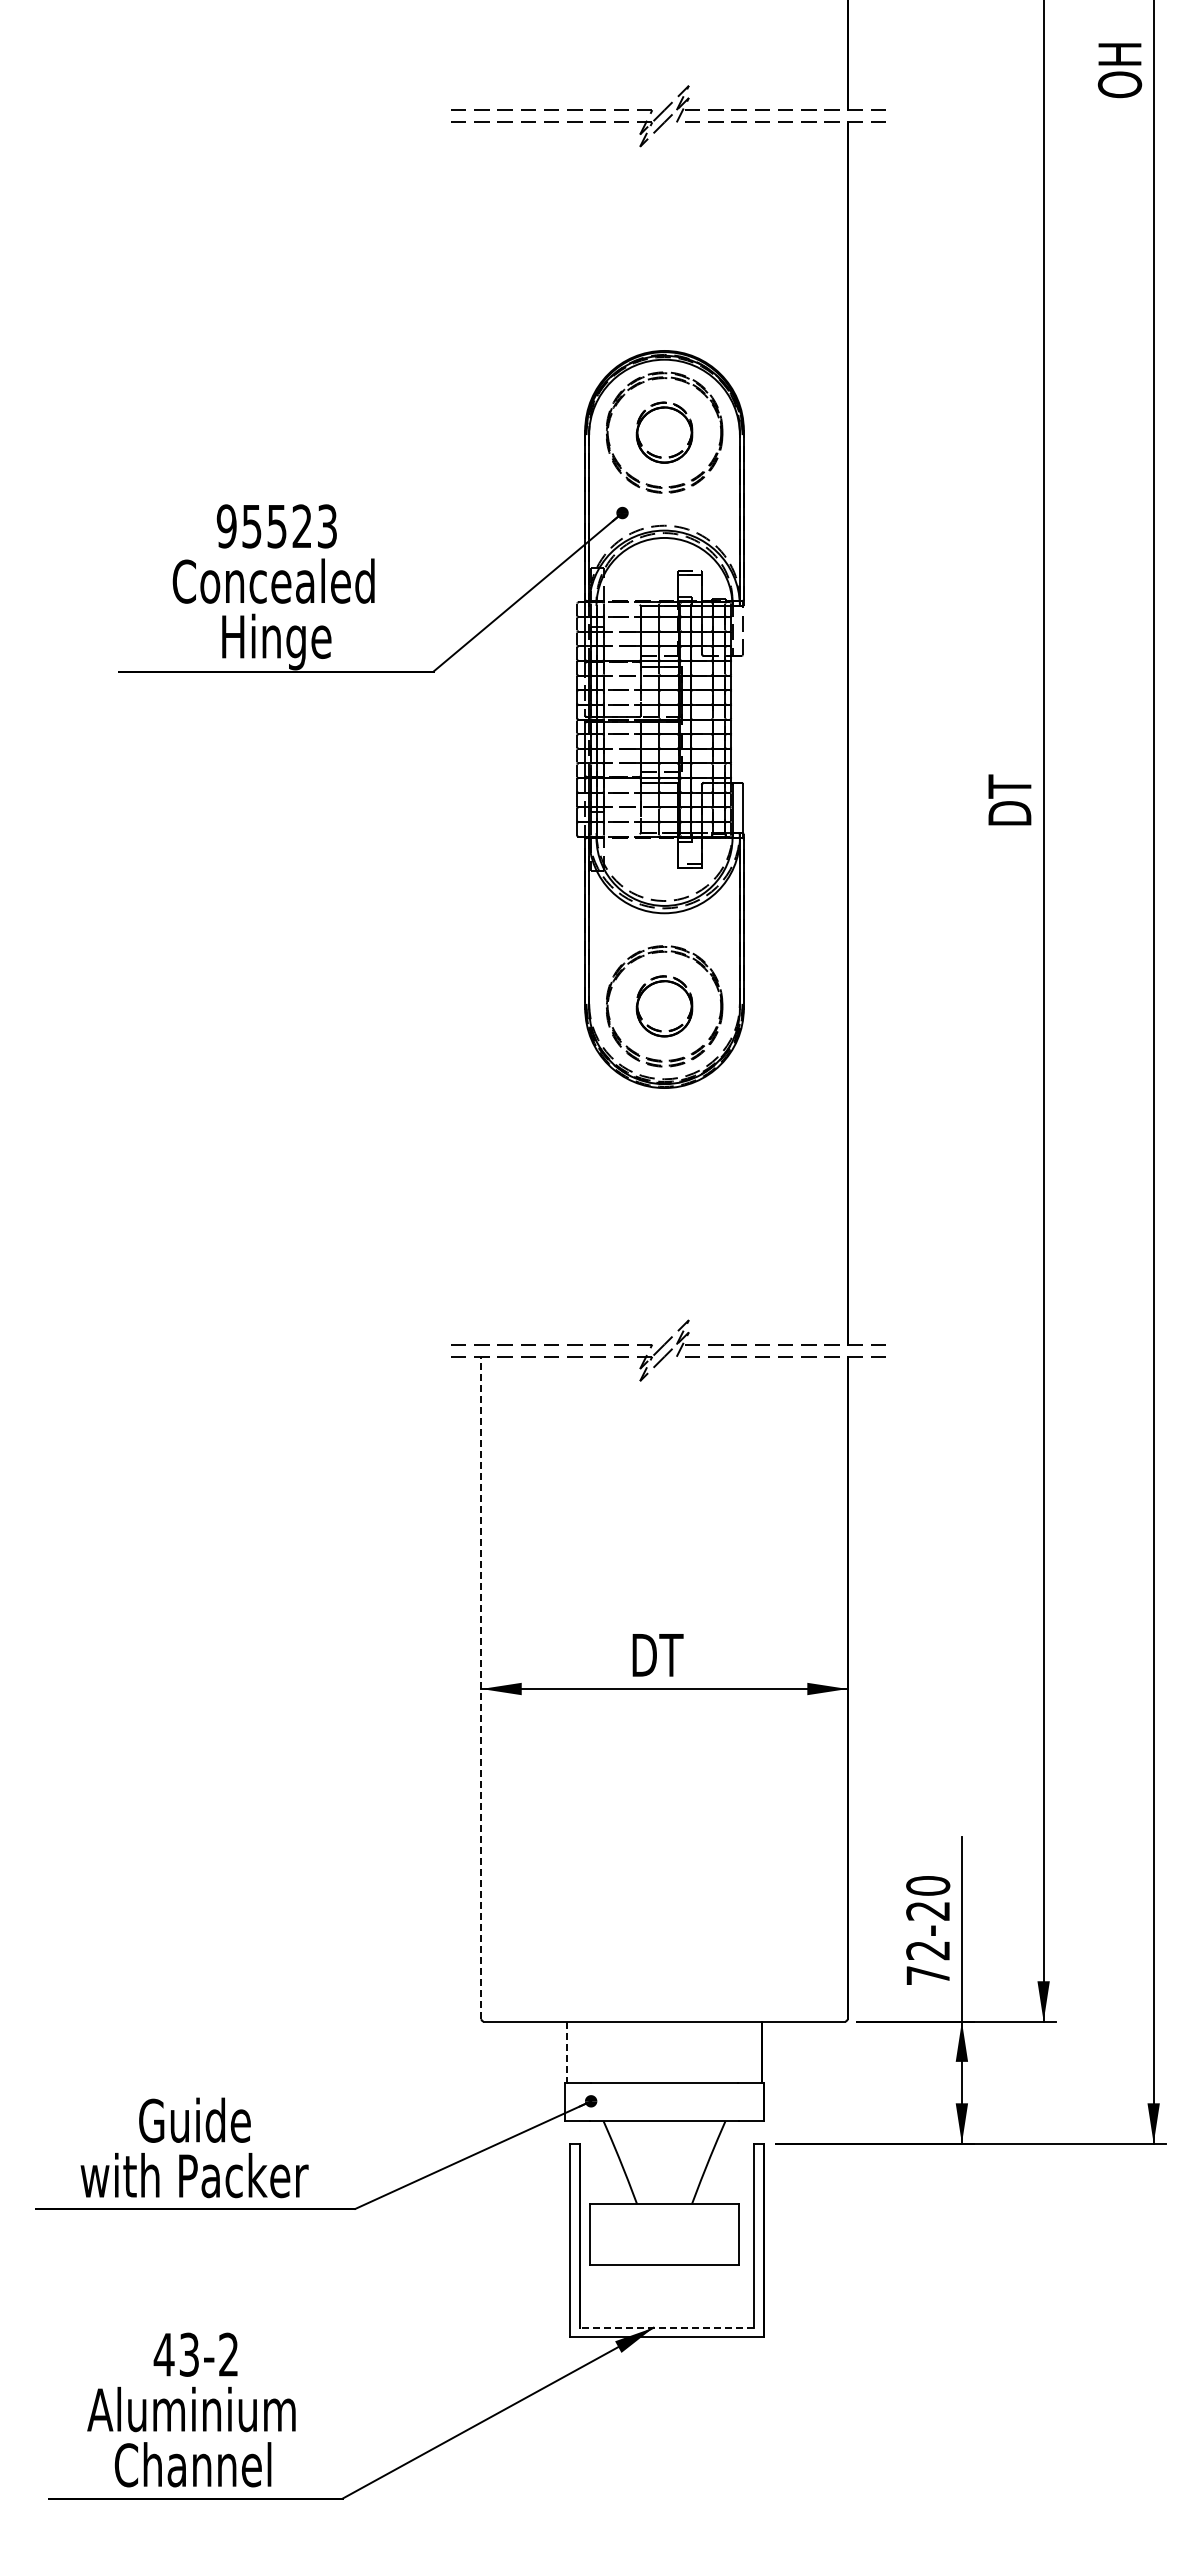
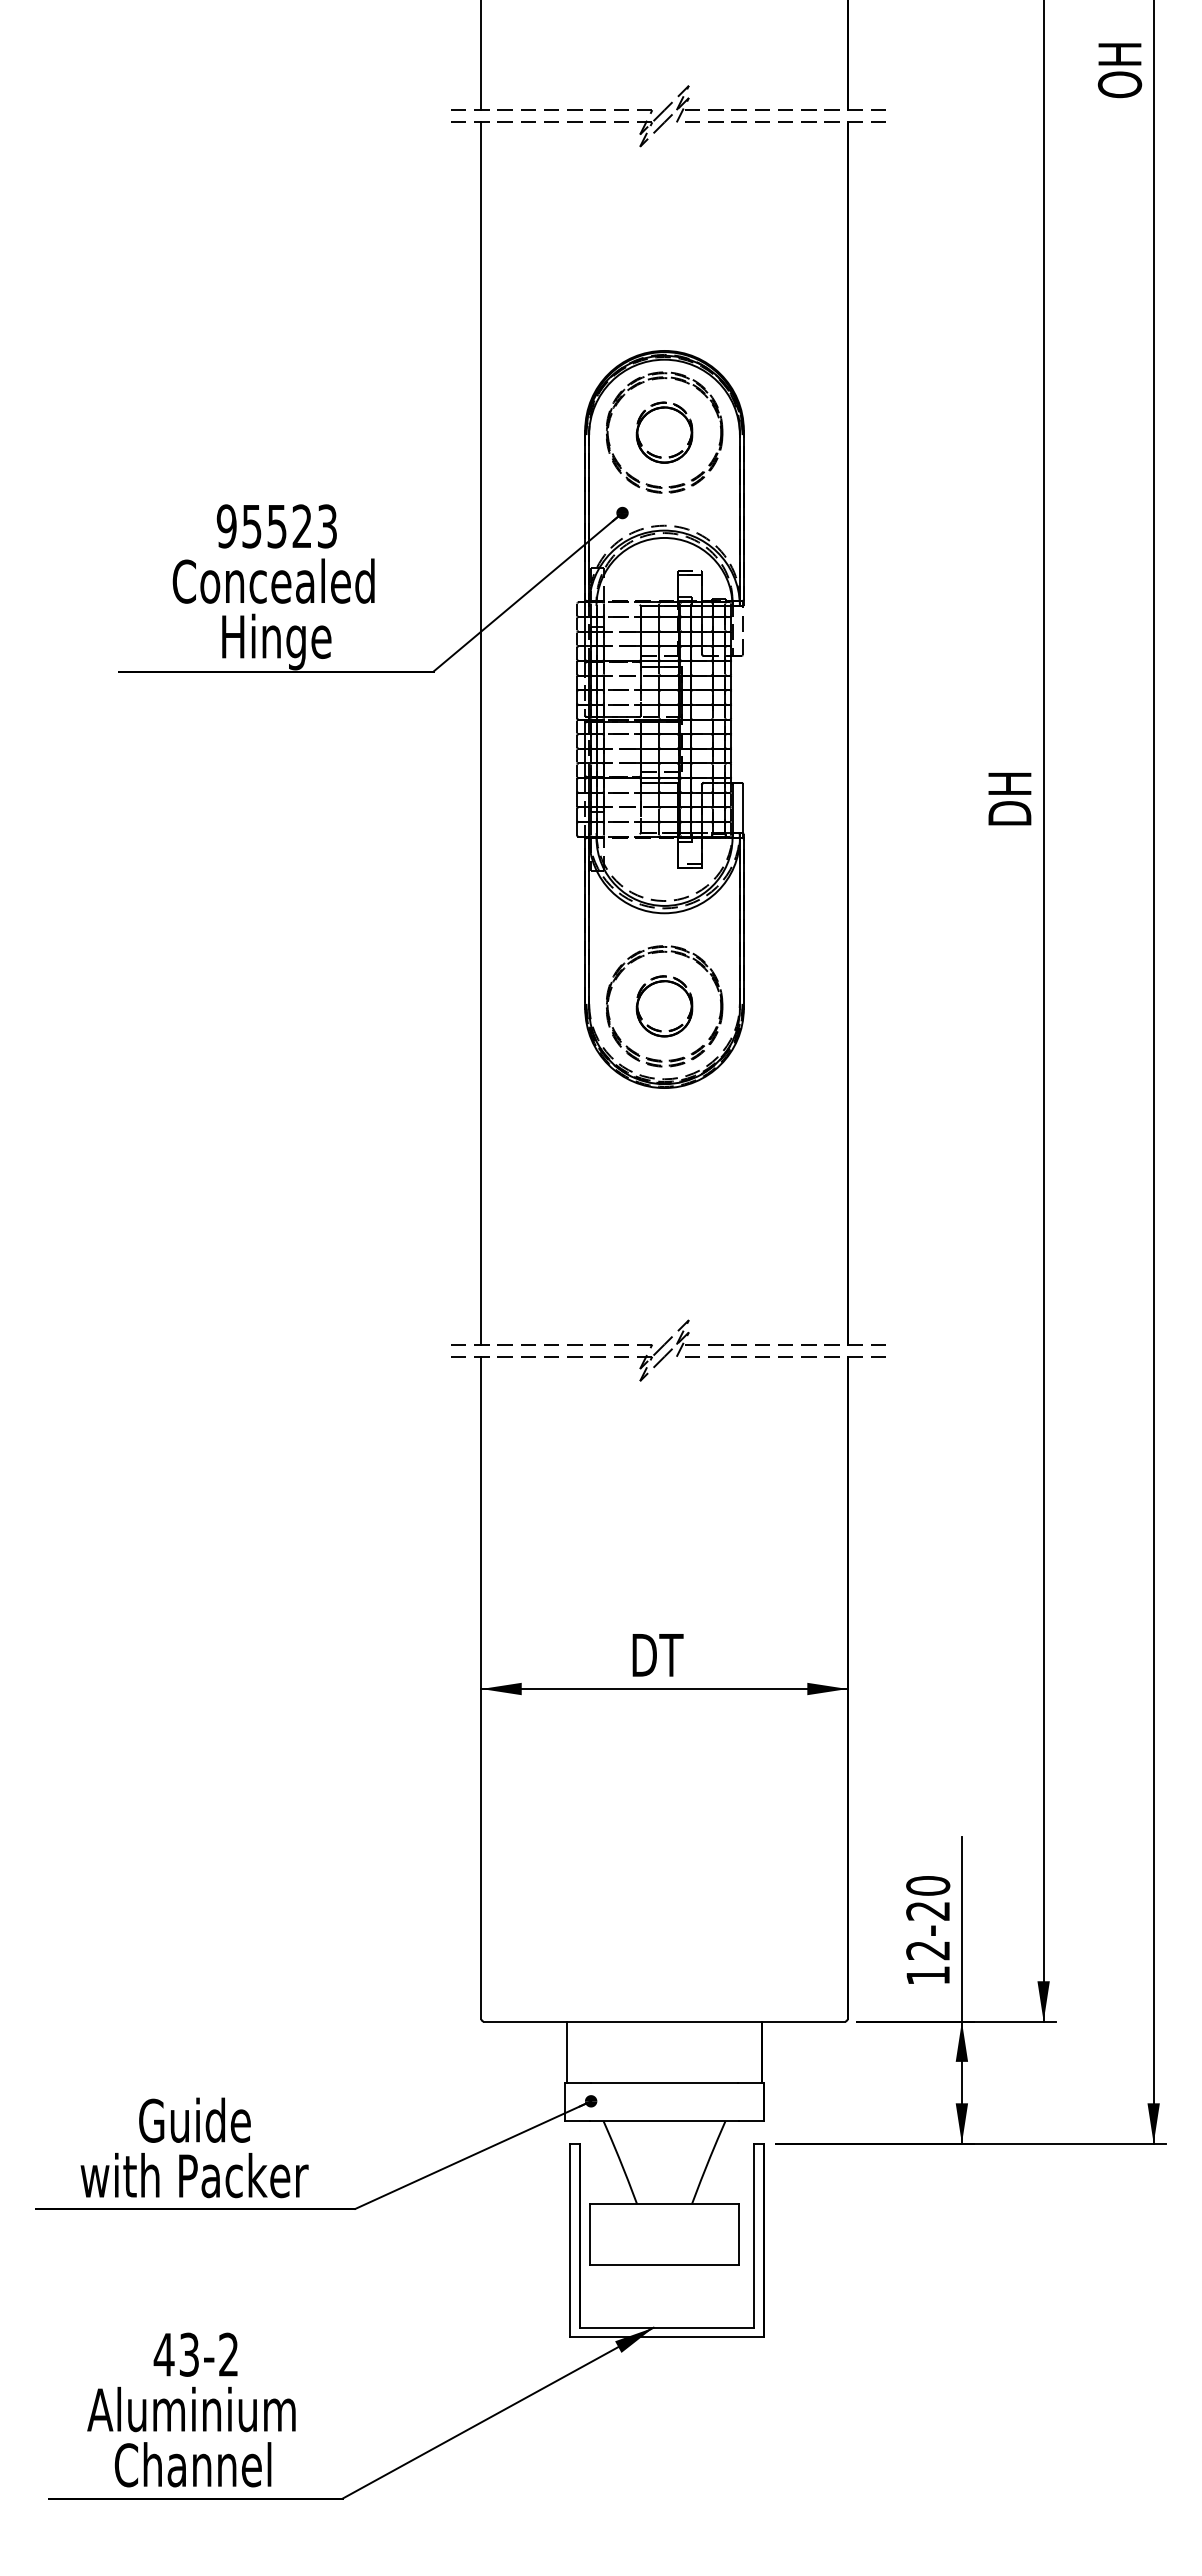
line: none -> present (481, 56)
line: none -> present (481, 733)
text: DT -> DH (1009, 785)
line: dashed -> solid (481, 1687)
text: 72-20 -> 12-20 (927, 1975)
line: dashed -> solid (566, 2052)
line: dashed -> solid (666, 2327)
